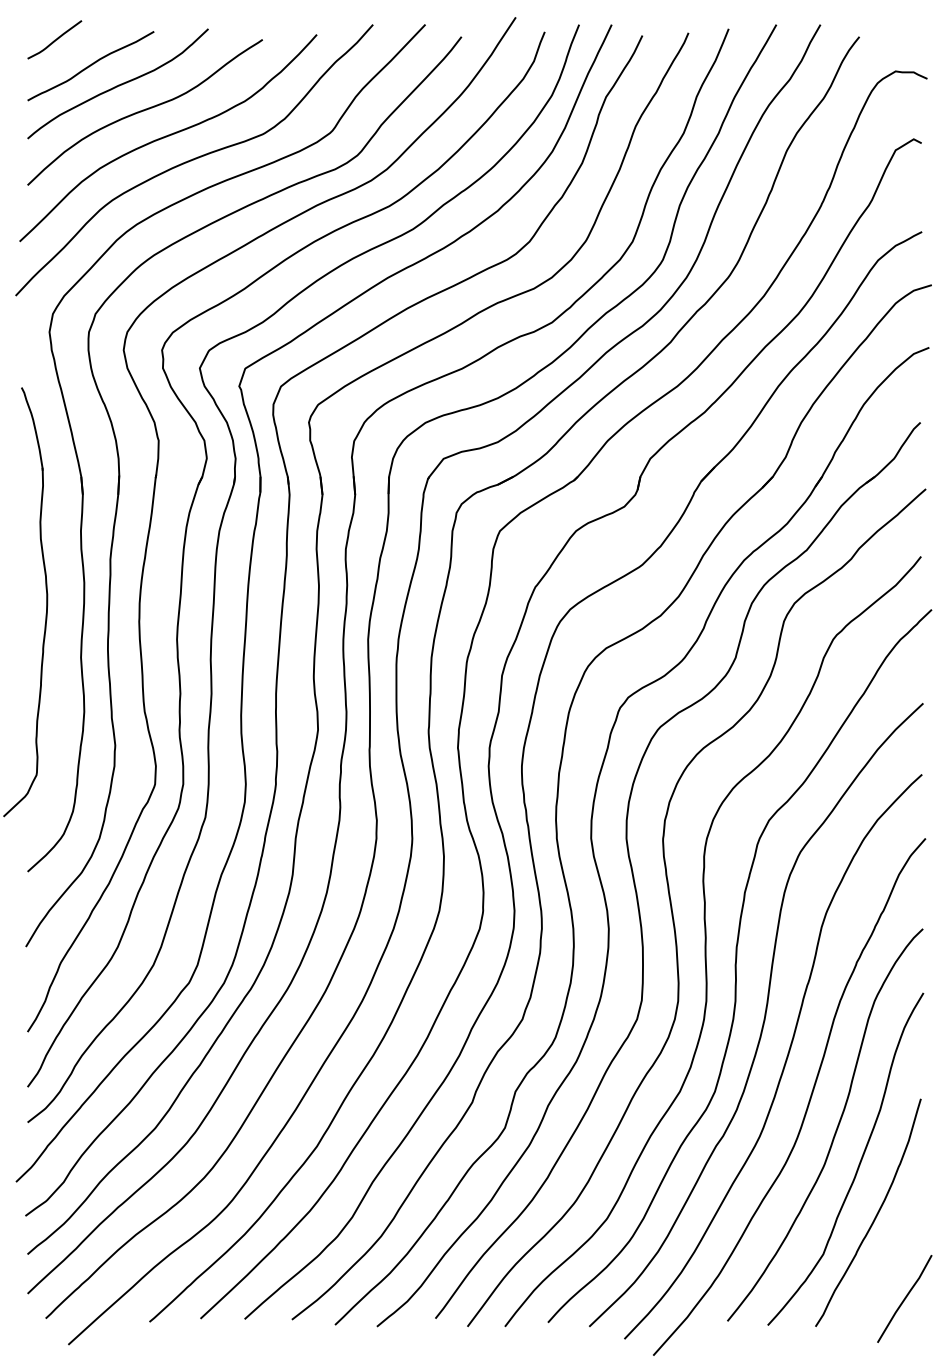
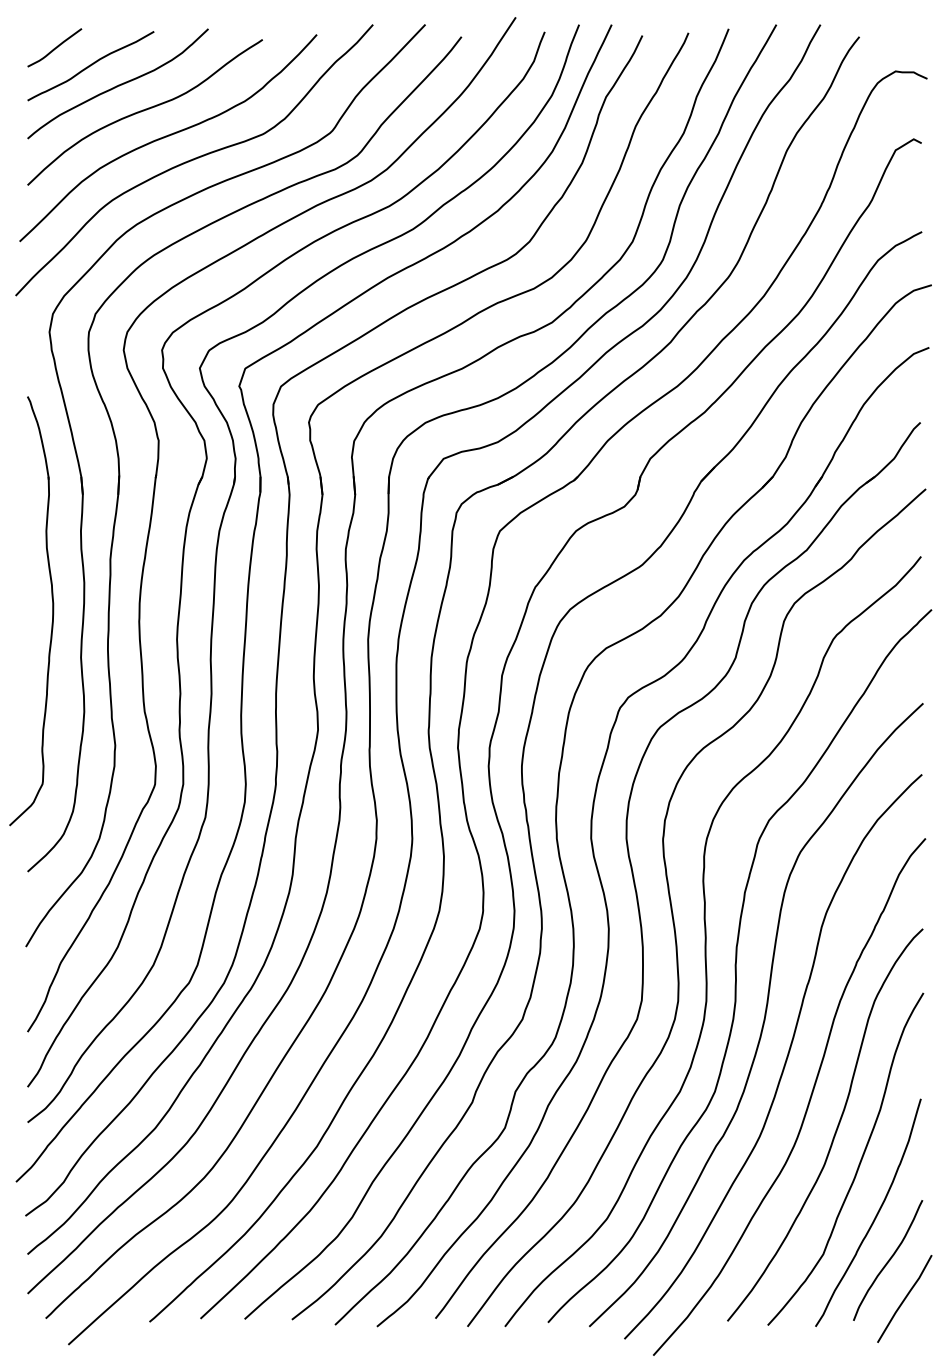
curve position: (55, 39) -> (55, 47) (55, 47)
part position: (46, 602) -> (52, 611) (52, 611)
curve: none -> present (888, 1260)
